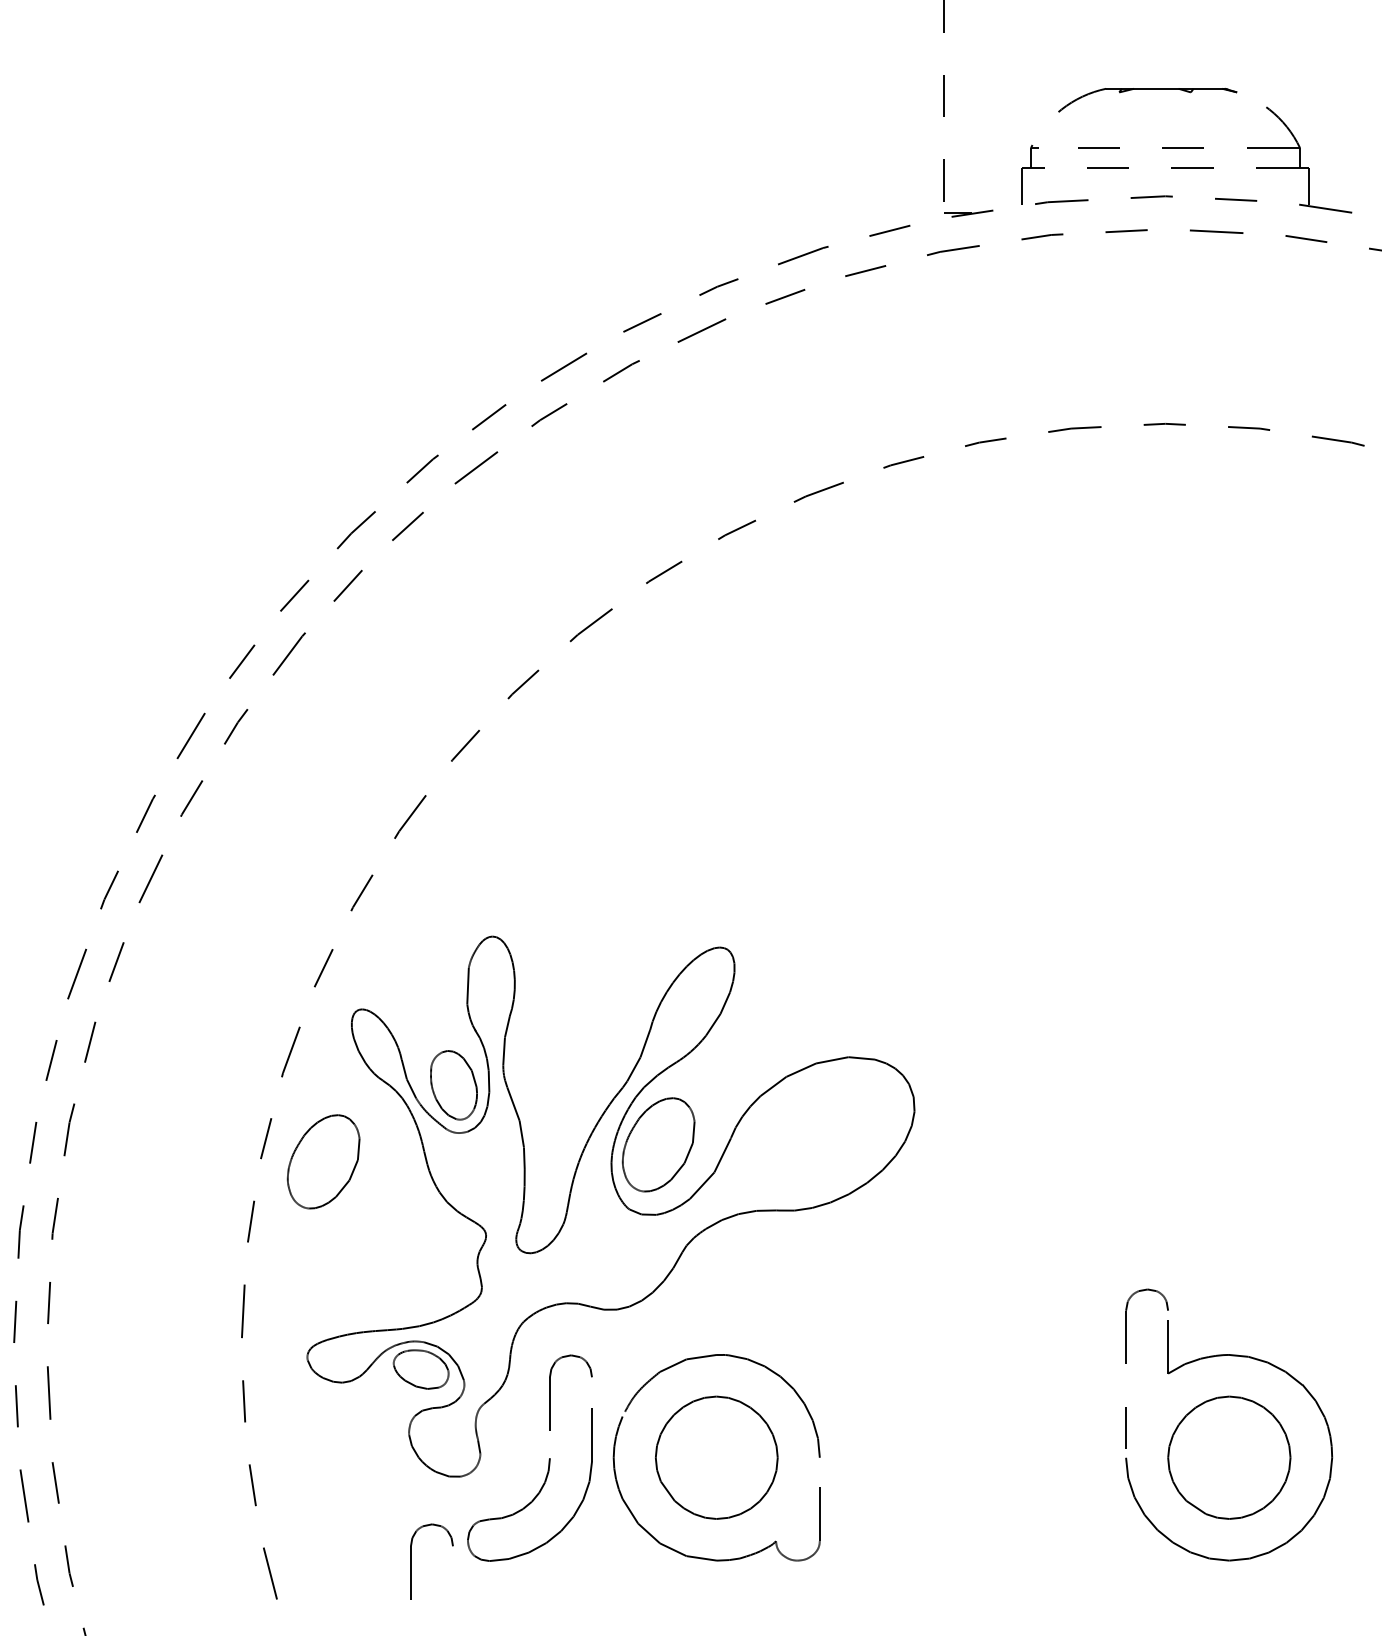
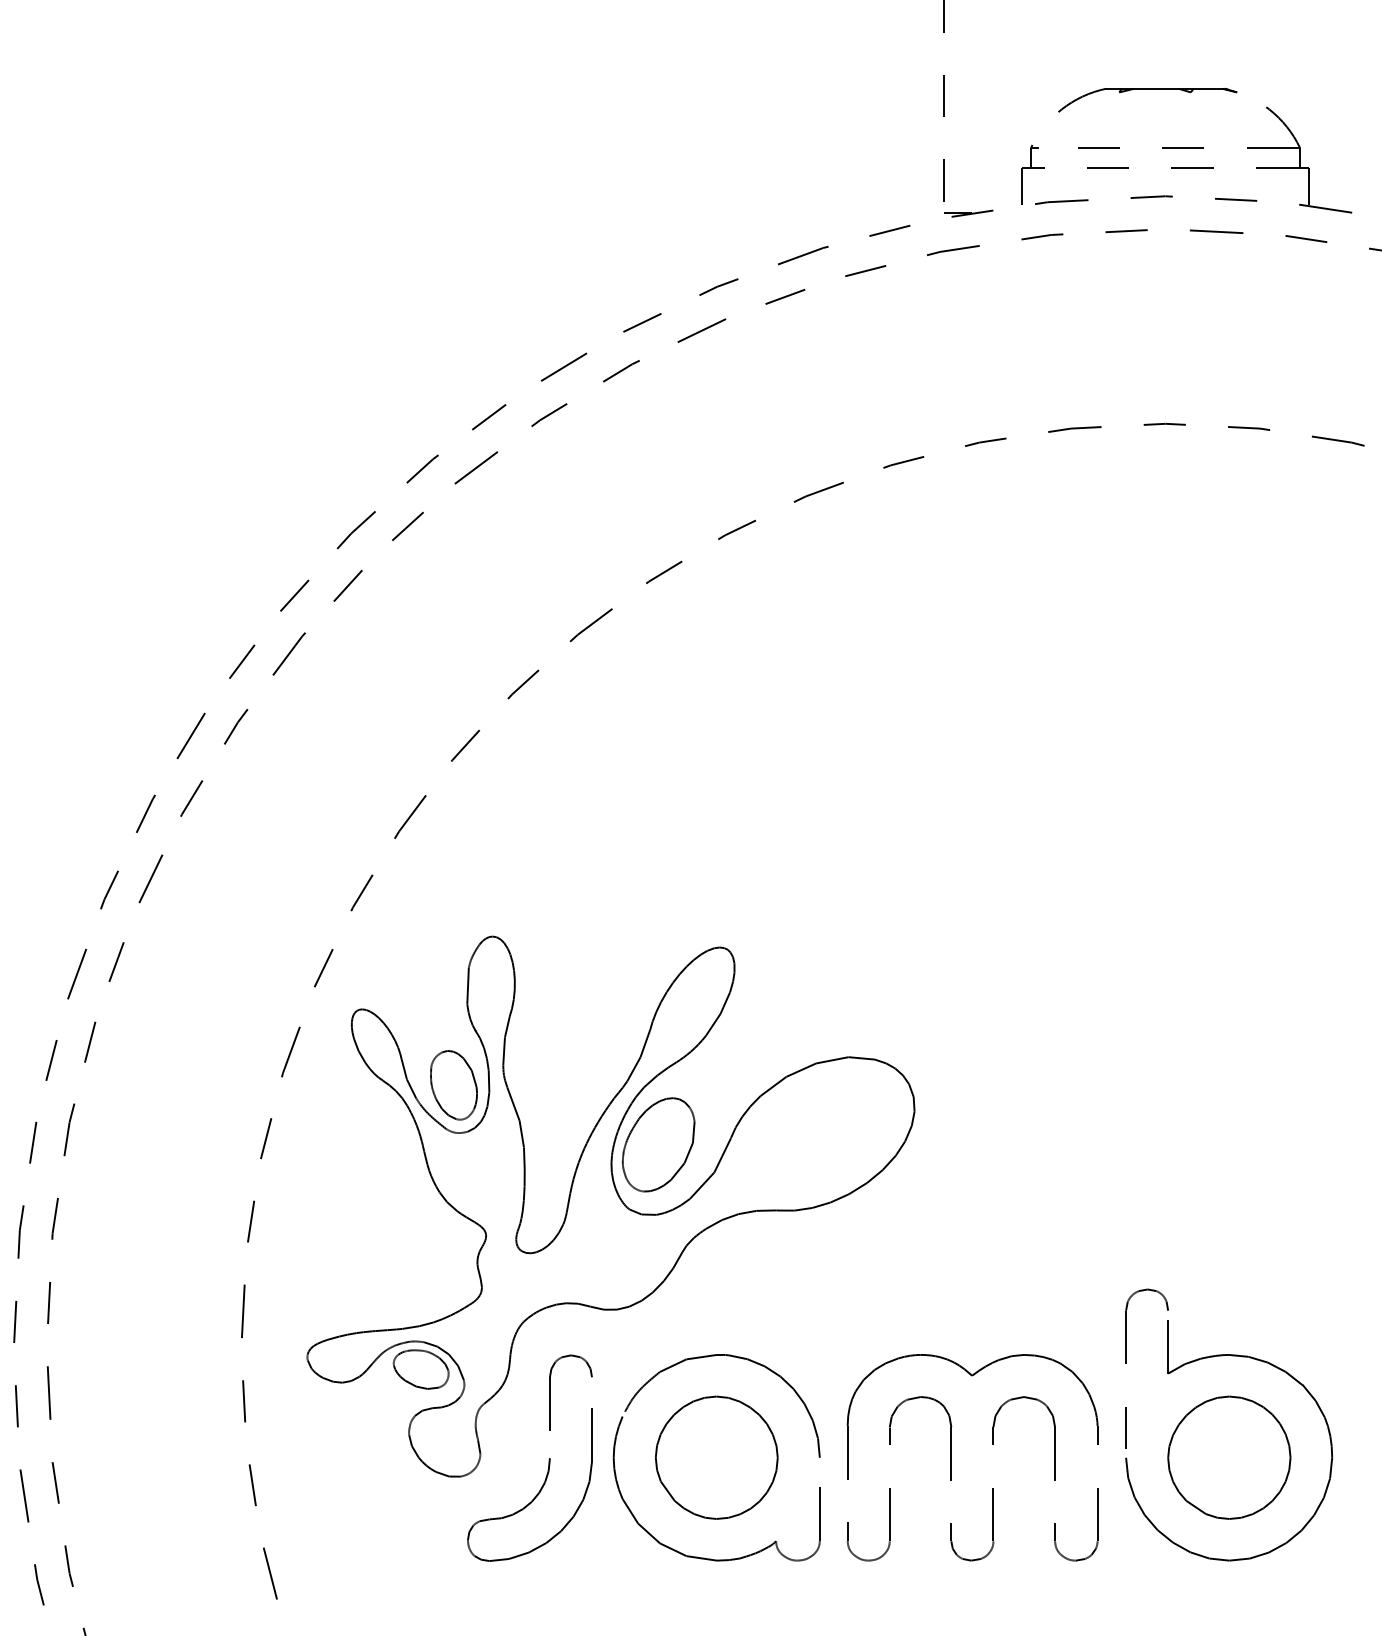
part: present -> none (323, 1161)
part: none -> present (951, 1457)
part: present -> none (411, 1561)
